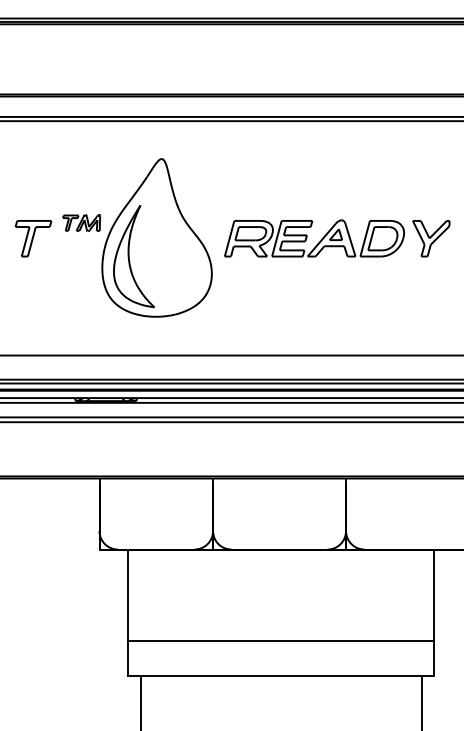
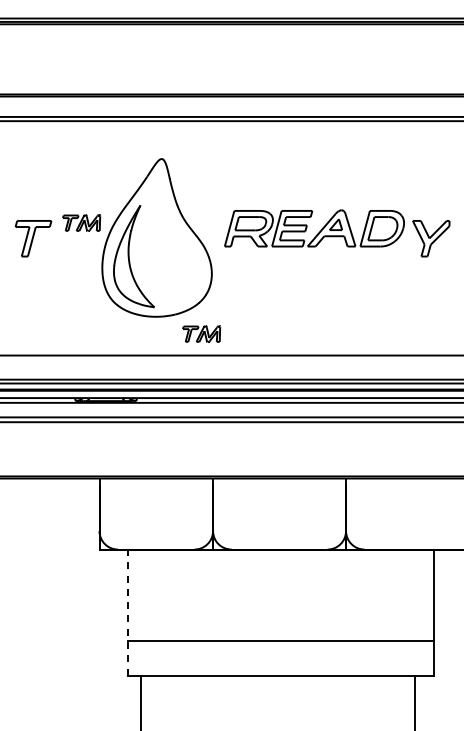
part position: (314, 238) -> (314, 228) (314, 228)
part: none -> present (201, 333)
line: solid -> dashed (127, 612)
line position: (421, 701) -> (414, 701) (414, 701)
